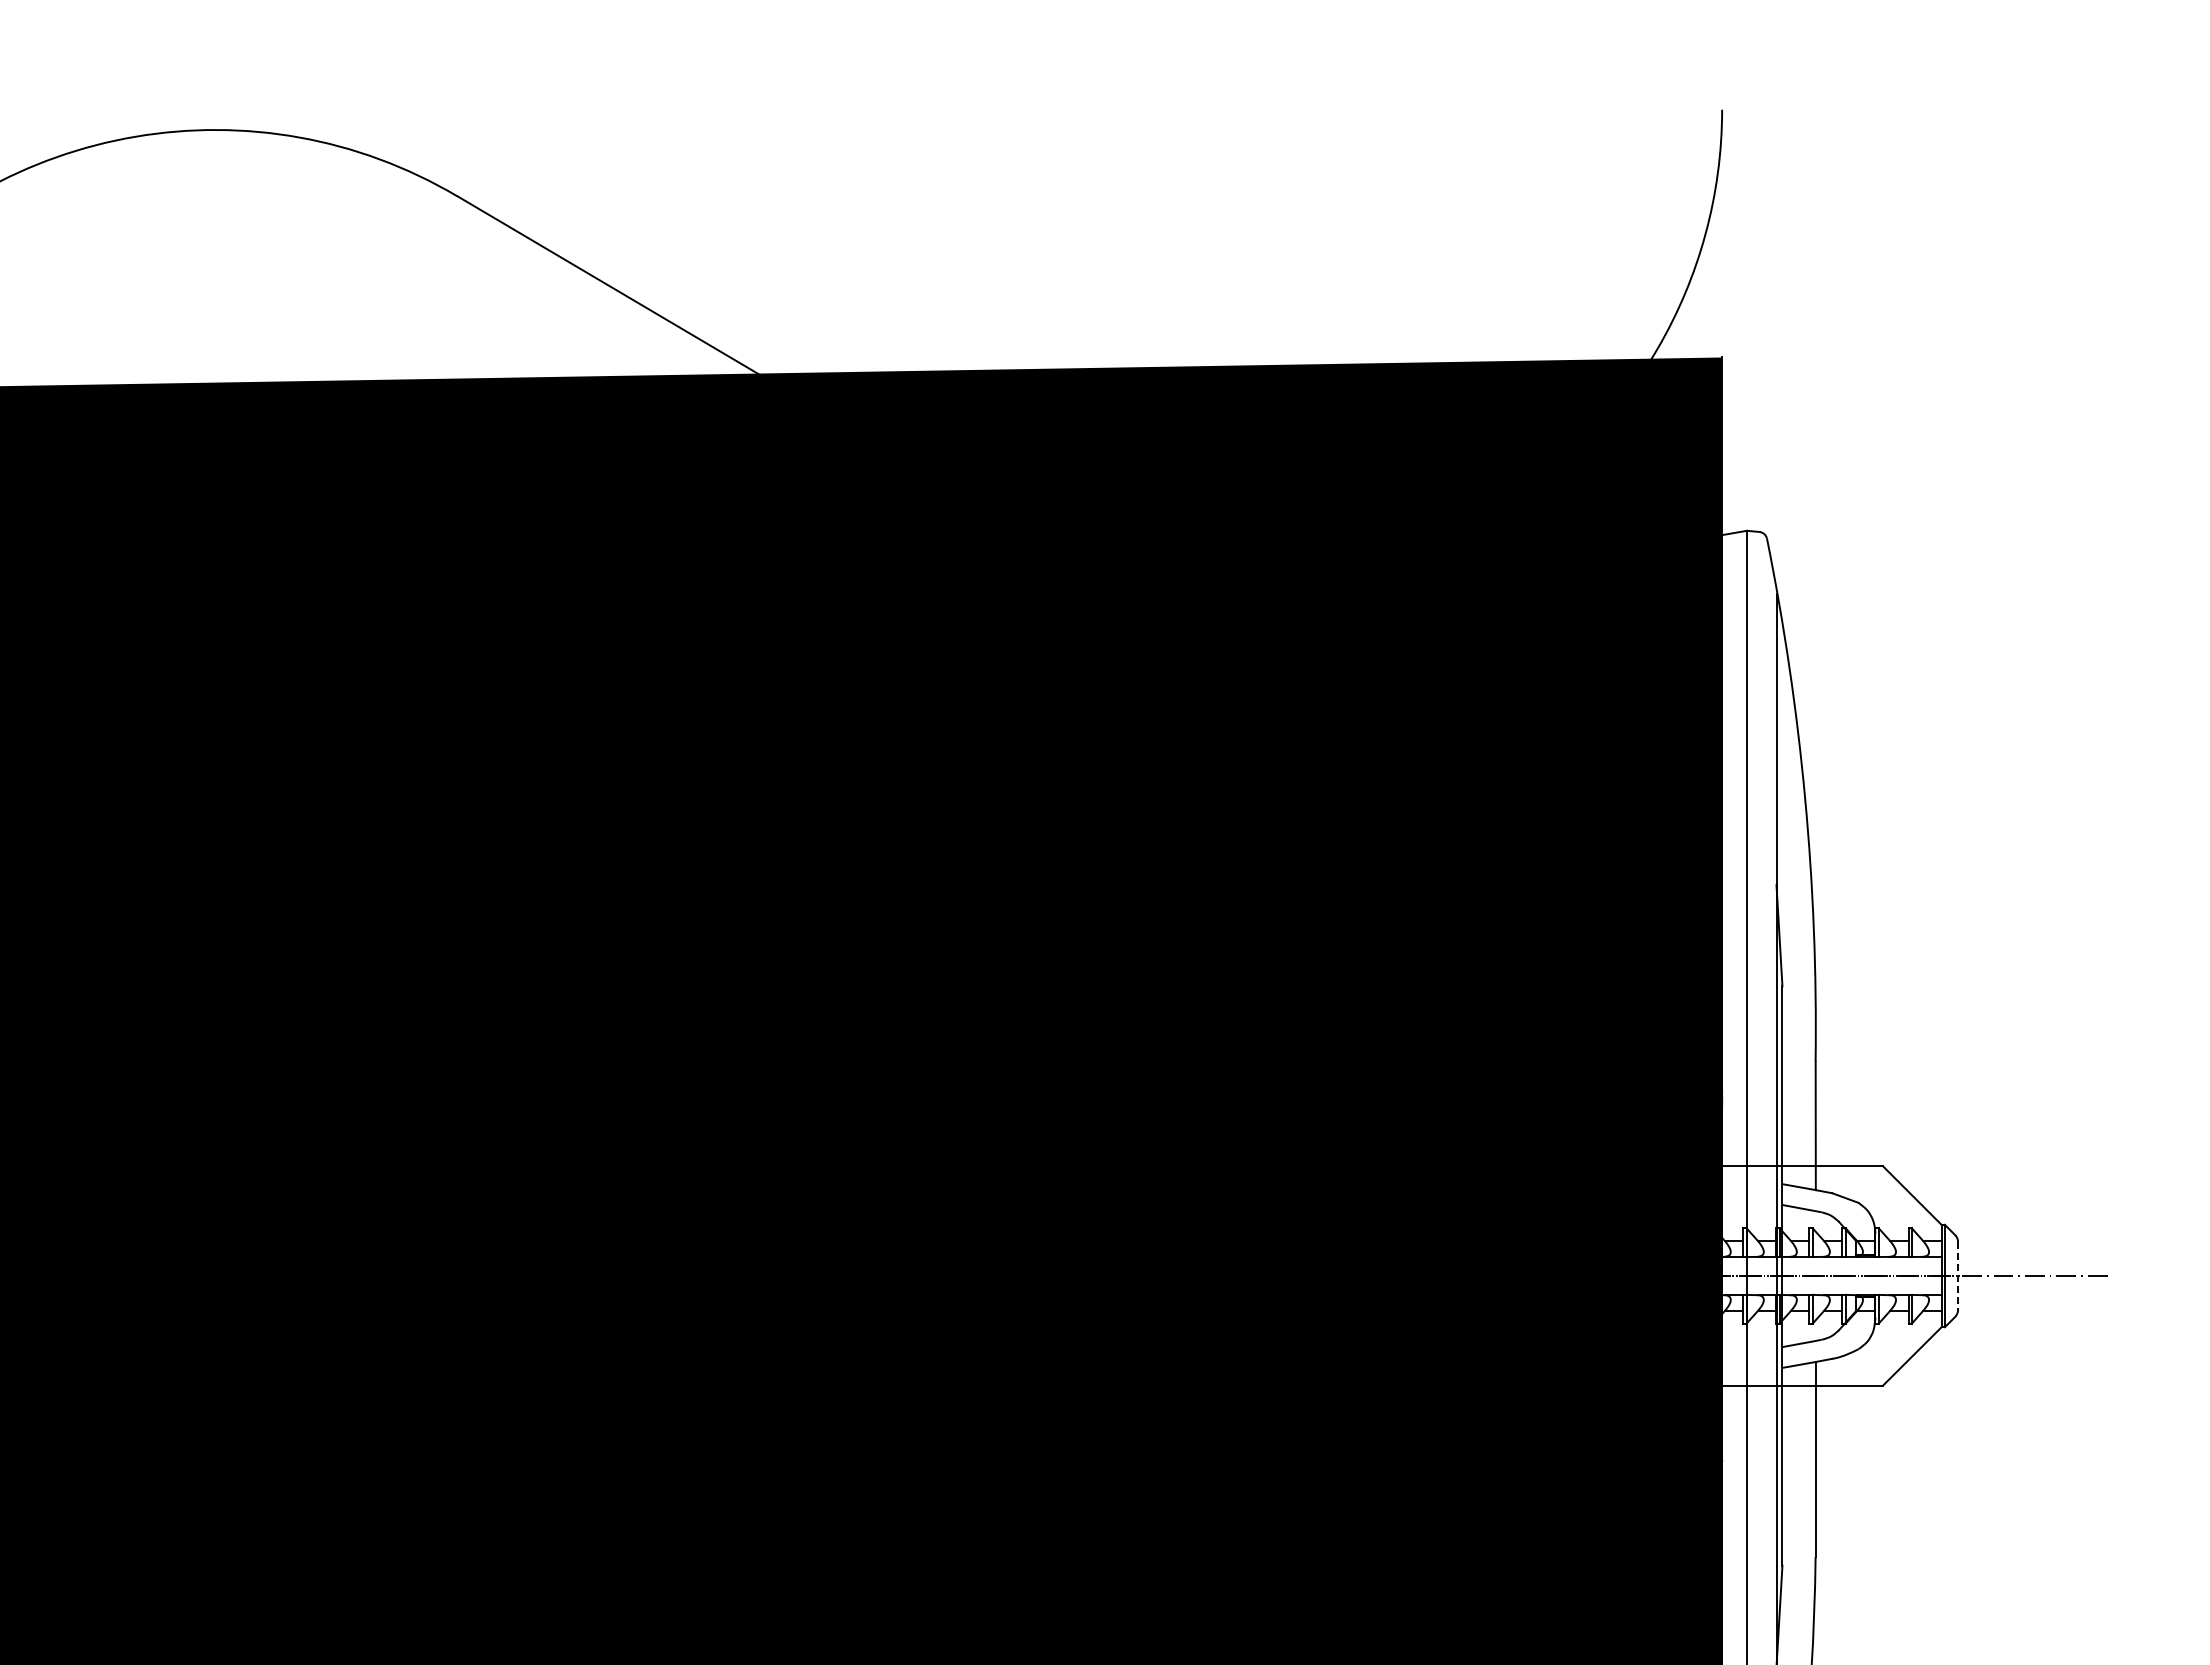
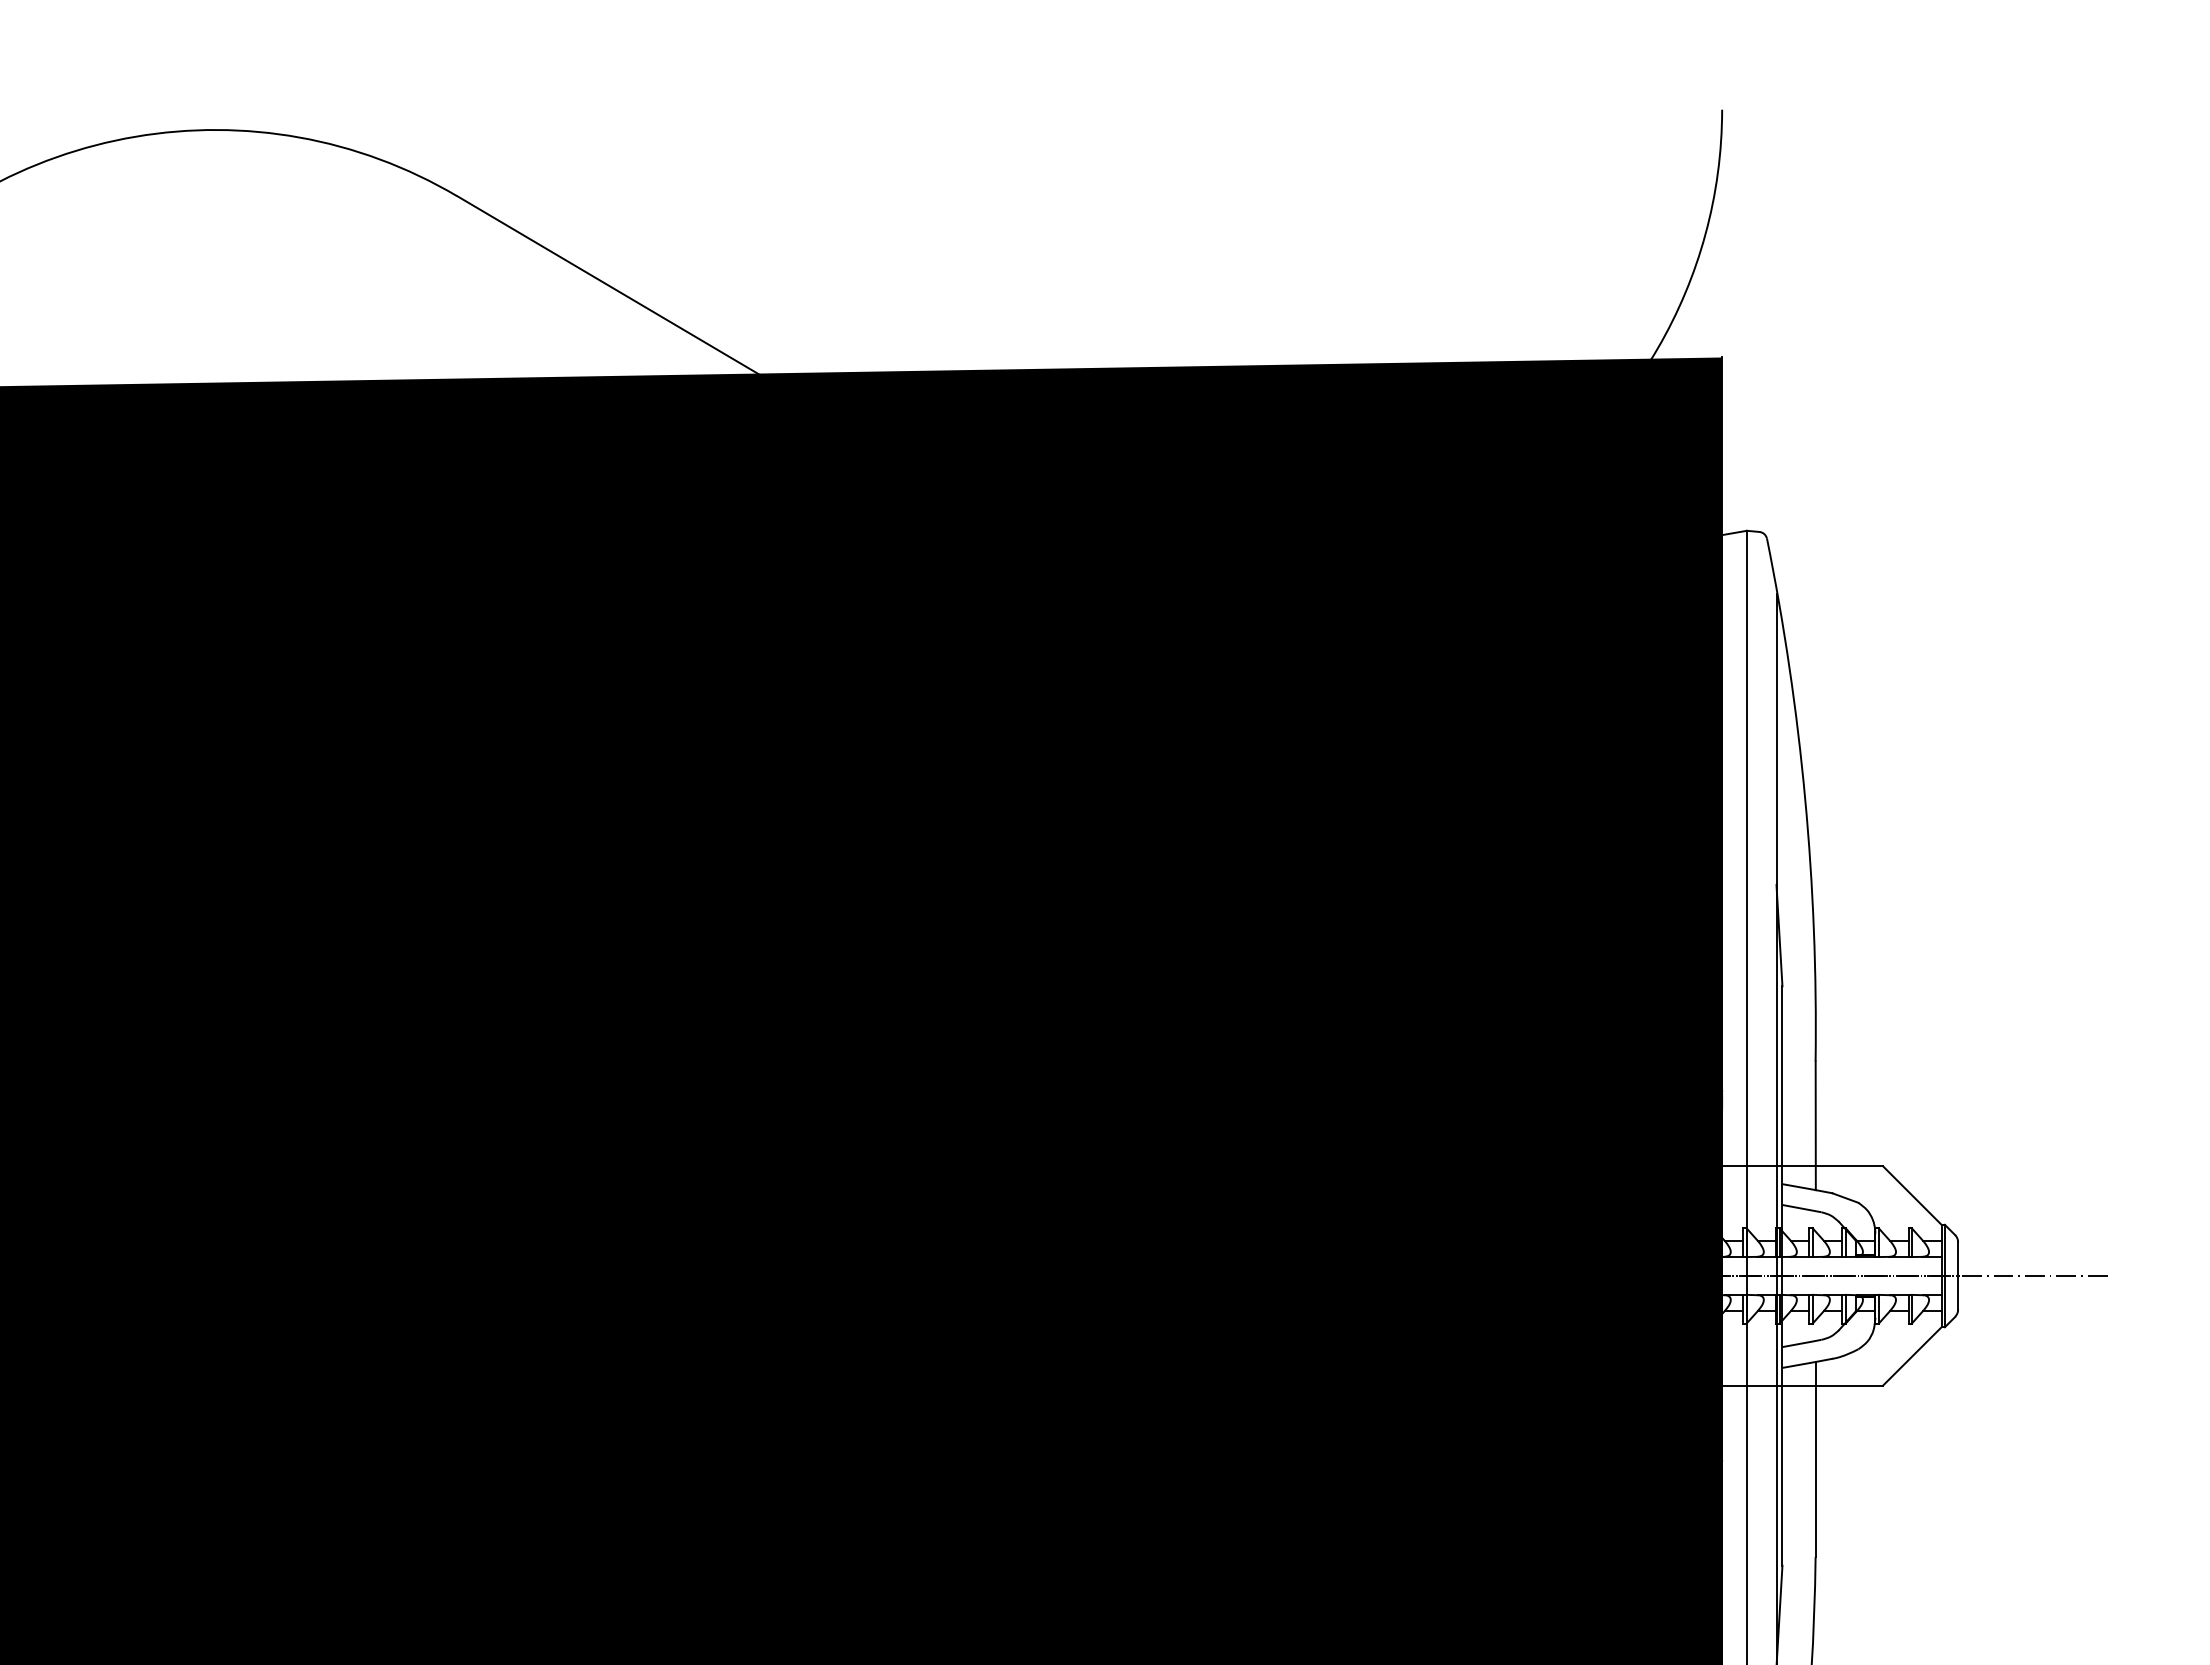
line: dashed -> solid (1958, 1275)
